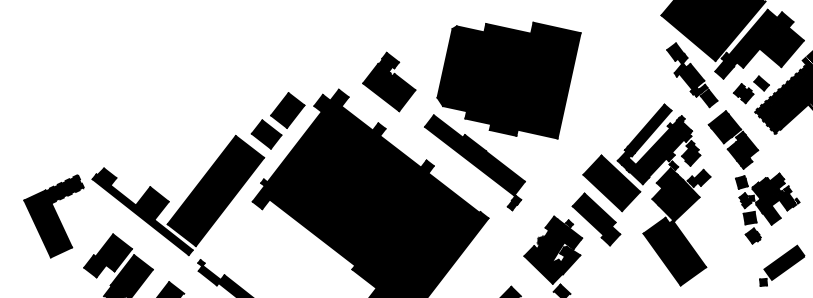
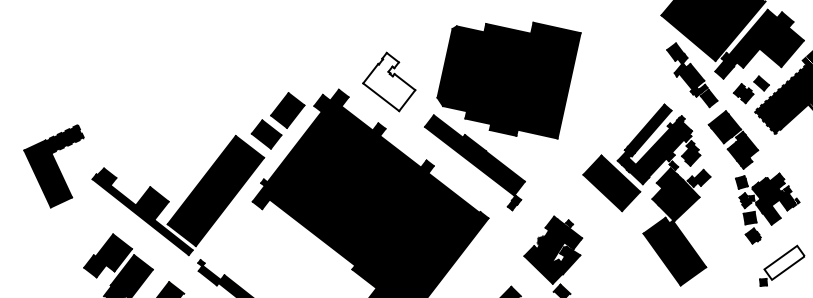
fill: present -> none (389, 81)
part position: (53, 216) -> (53, 166) (53, 166)
part: present -> none (596, 219)
fill: present -> none (784, 262)
